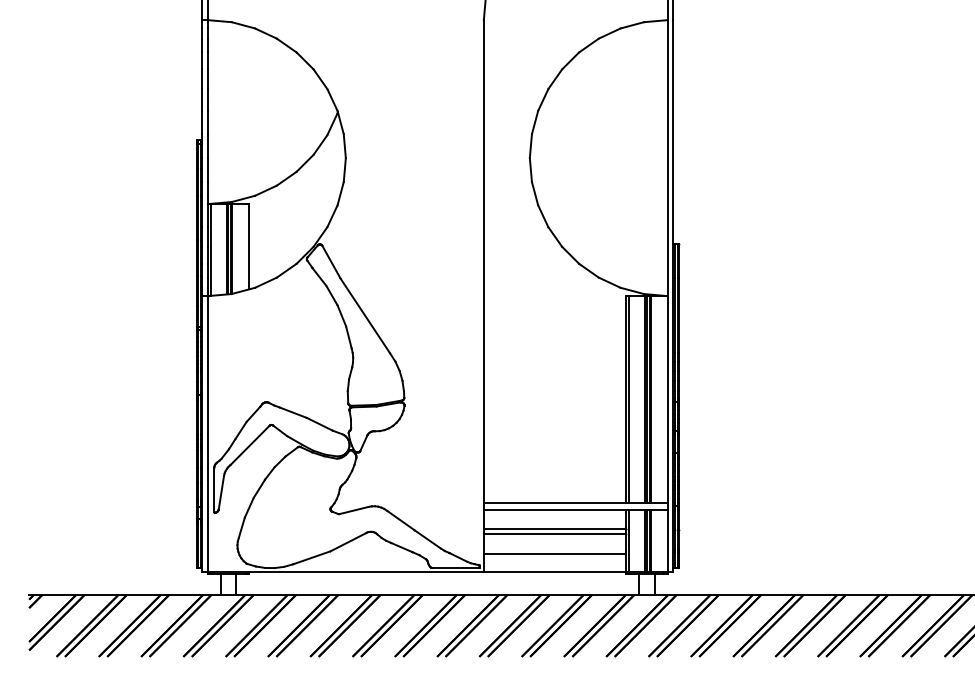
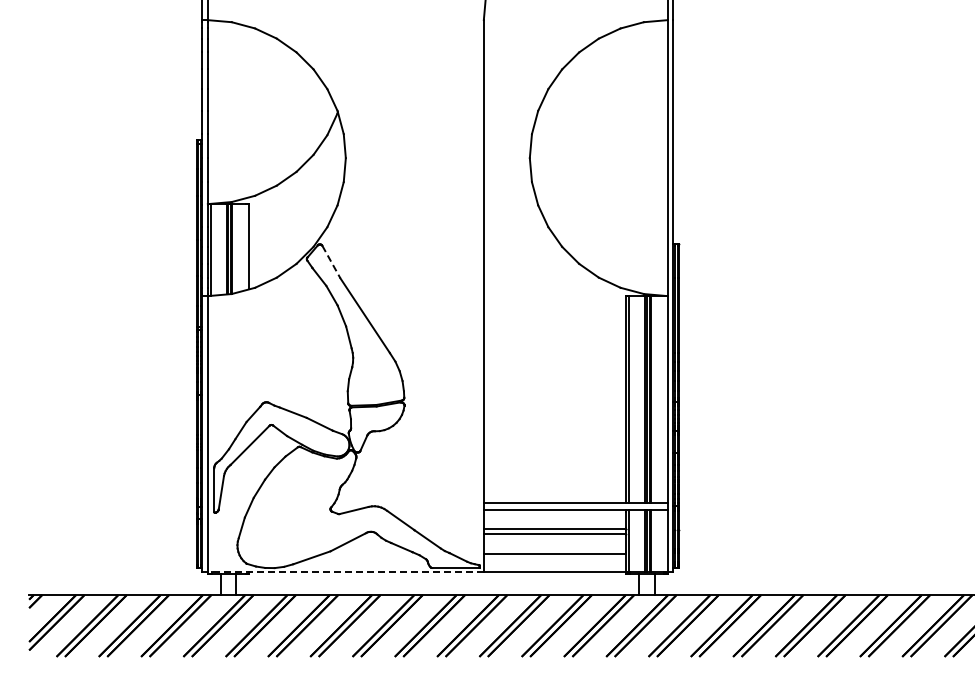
line: solid -> dashed (331, 262)
line: solid -> dashed (345, 572)
